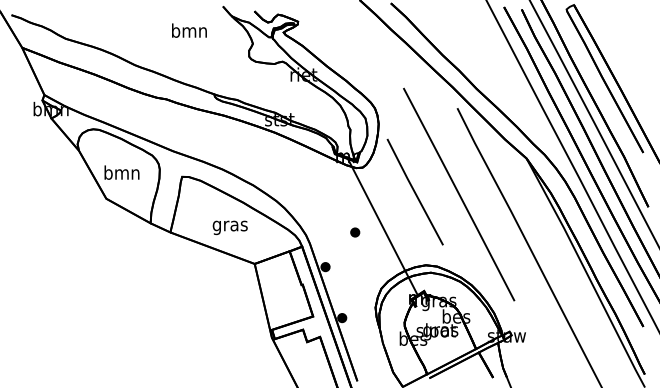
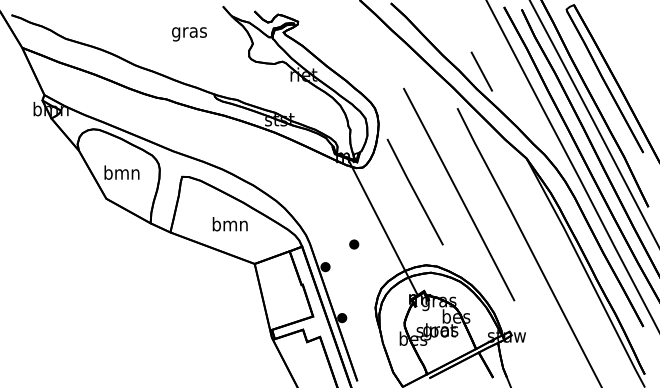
text: bmn -> gras (189, 32)
line: none -> present (481, 71)
text: gras -> bmn (229, 226)
part position: (355, 232) -> (354, 244) (354, 244)
